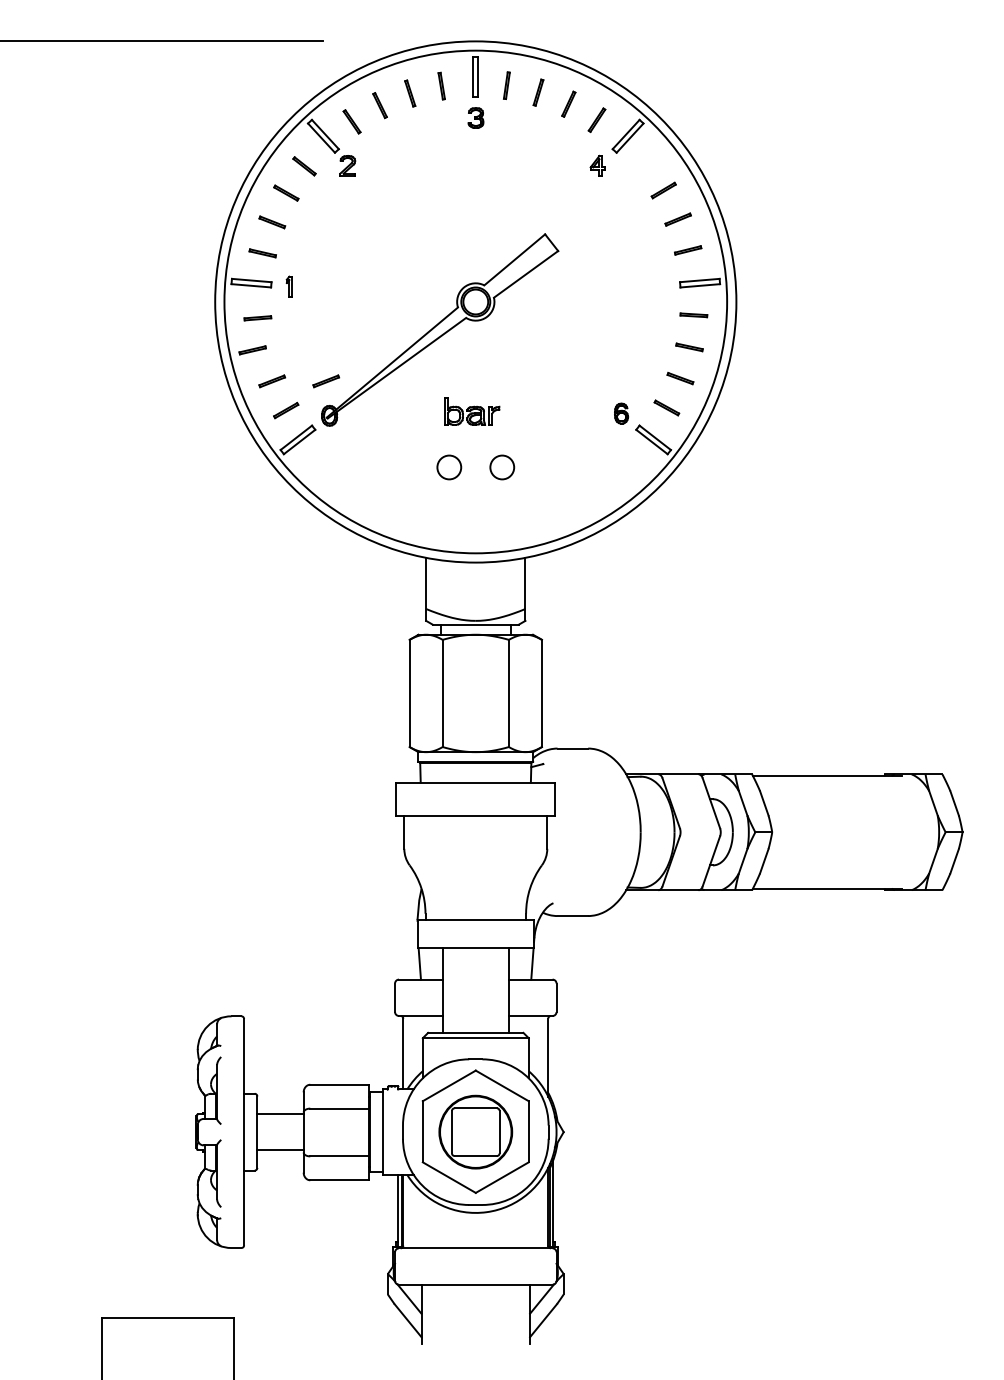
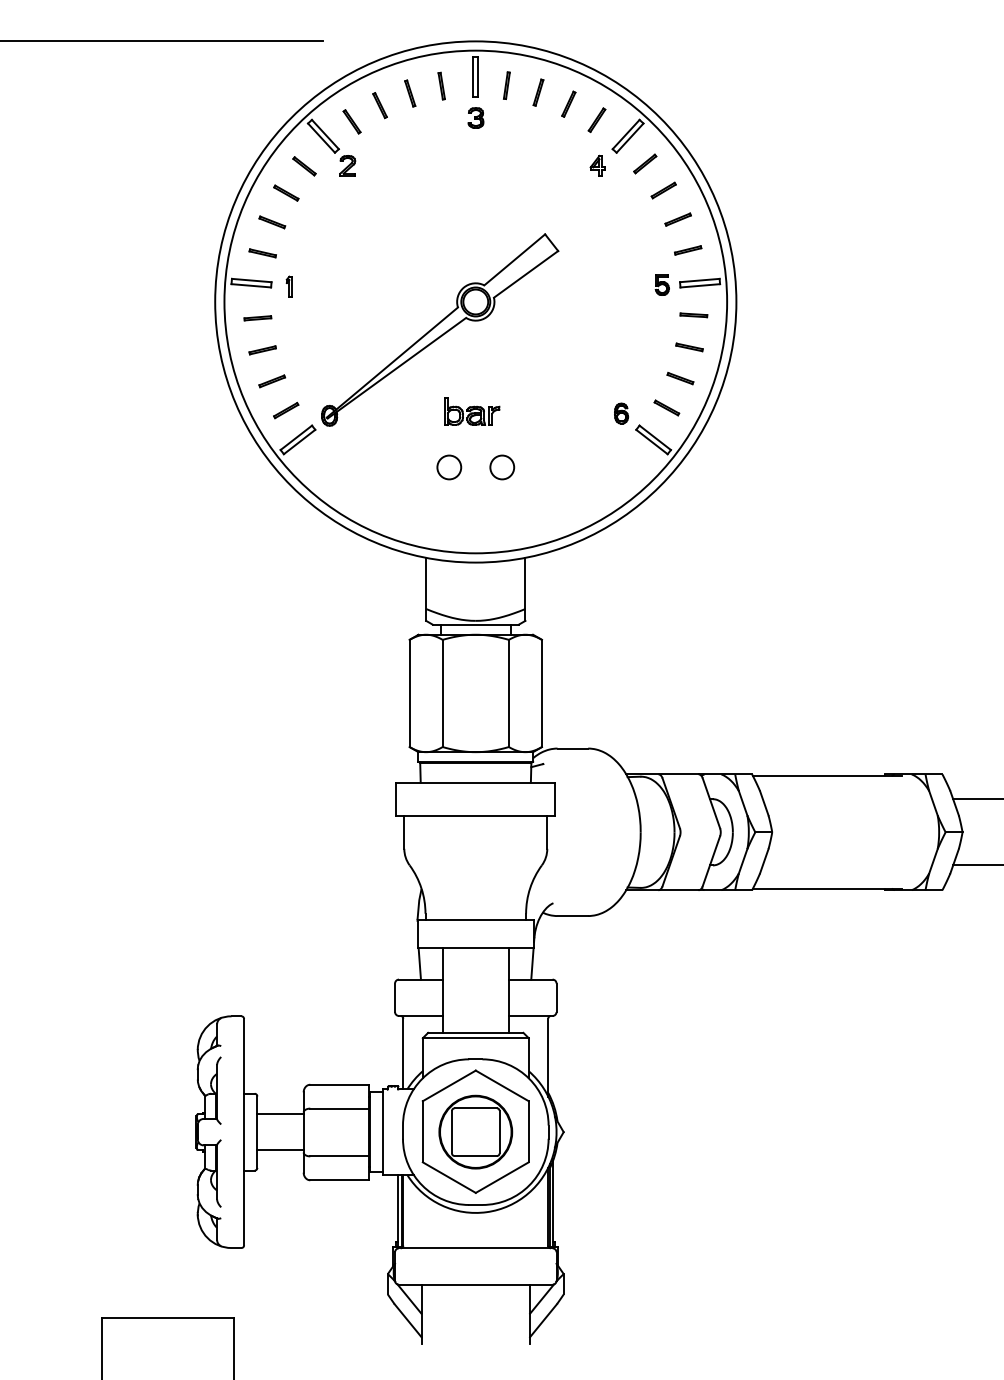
part: none -> present (645, 163)
part: none -> present (661, 284)
part position: (252, 350) -> (262, 350) (262, 350)
part: present -> none (326, 381)
line: none -> present (976, 799)
line: none -> present (976, 865)
